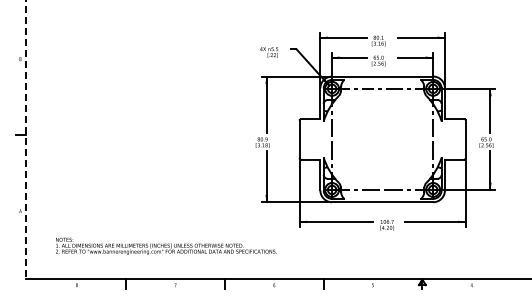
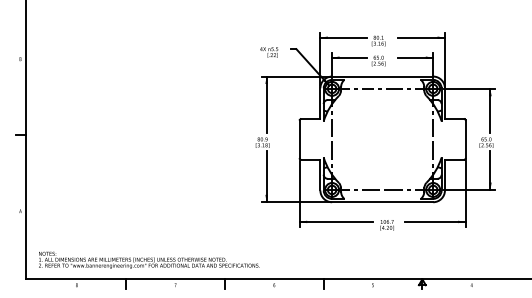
line: dashed -> solid (25, 140)
text position: (166, 245) -> (149, 259) (149, 259)
